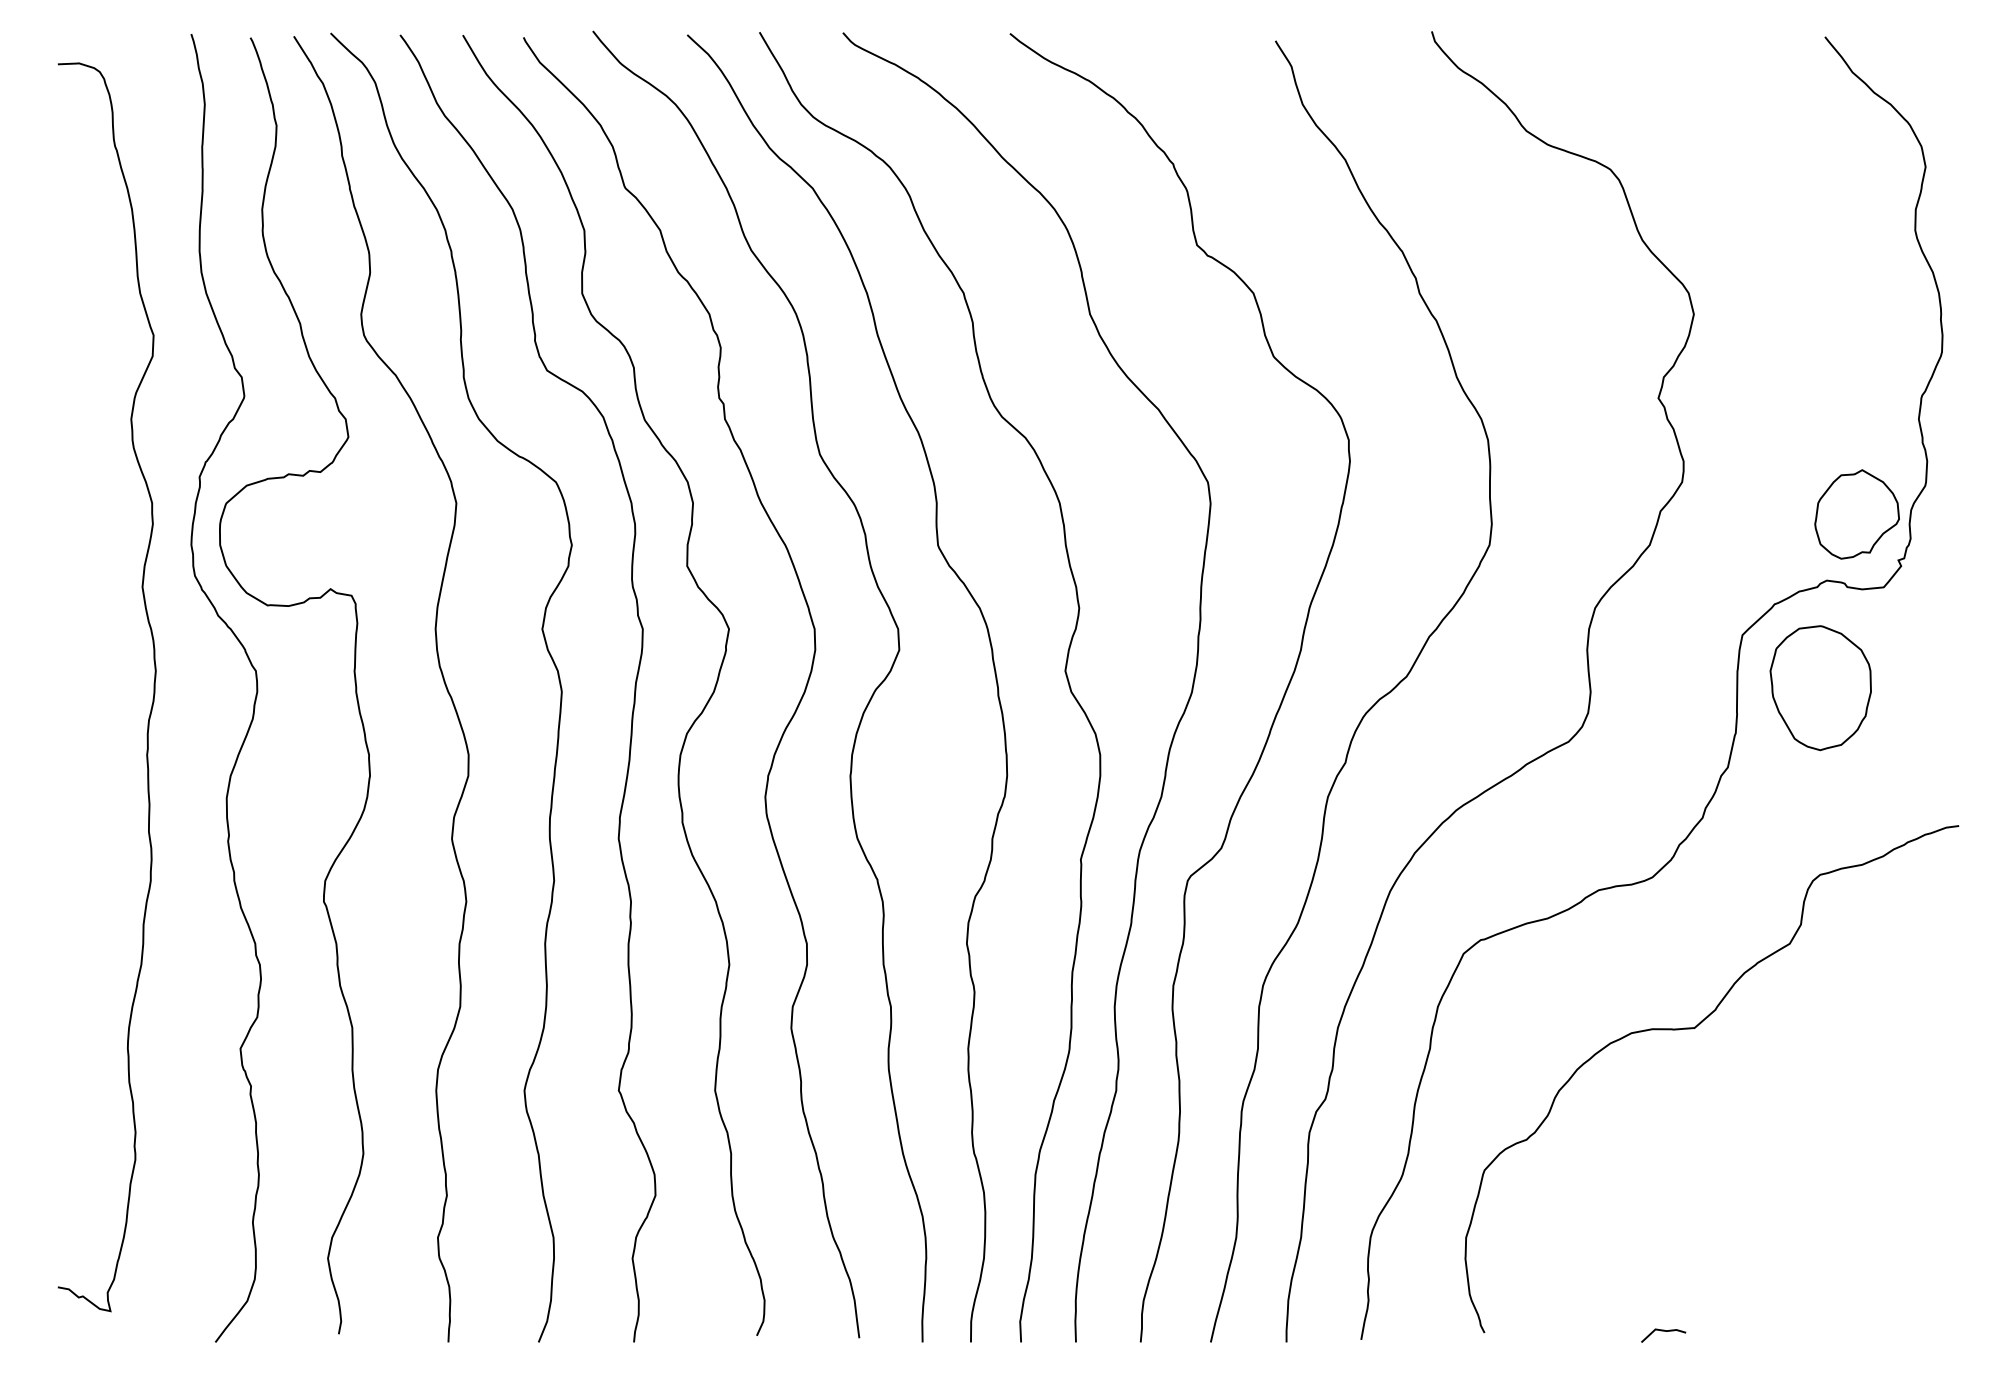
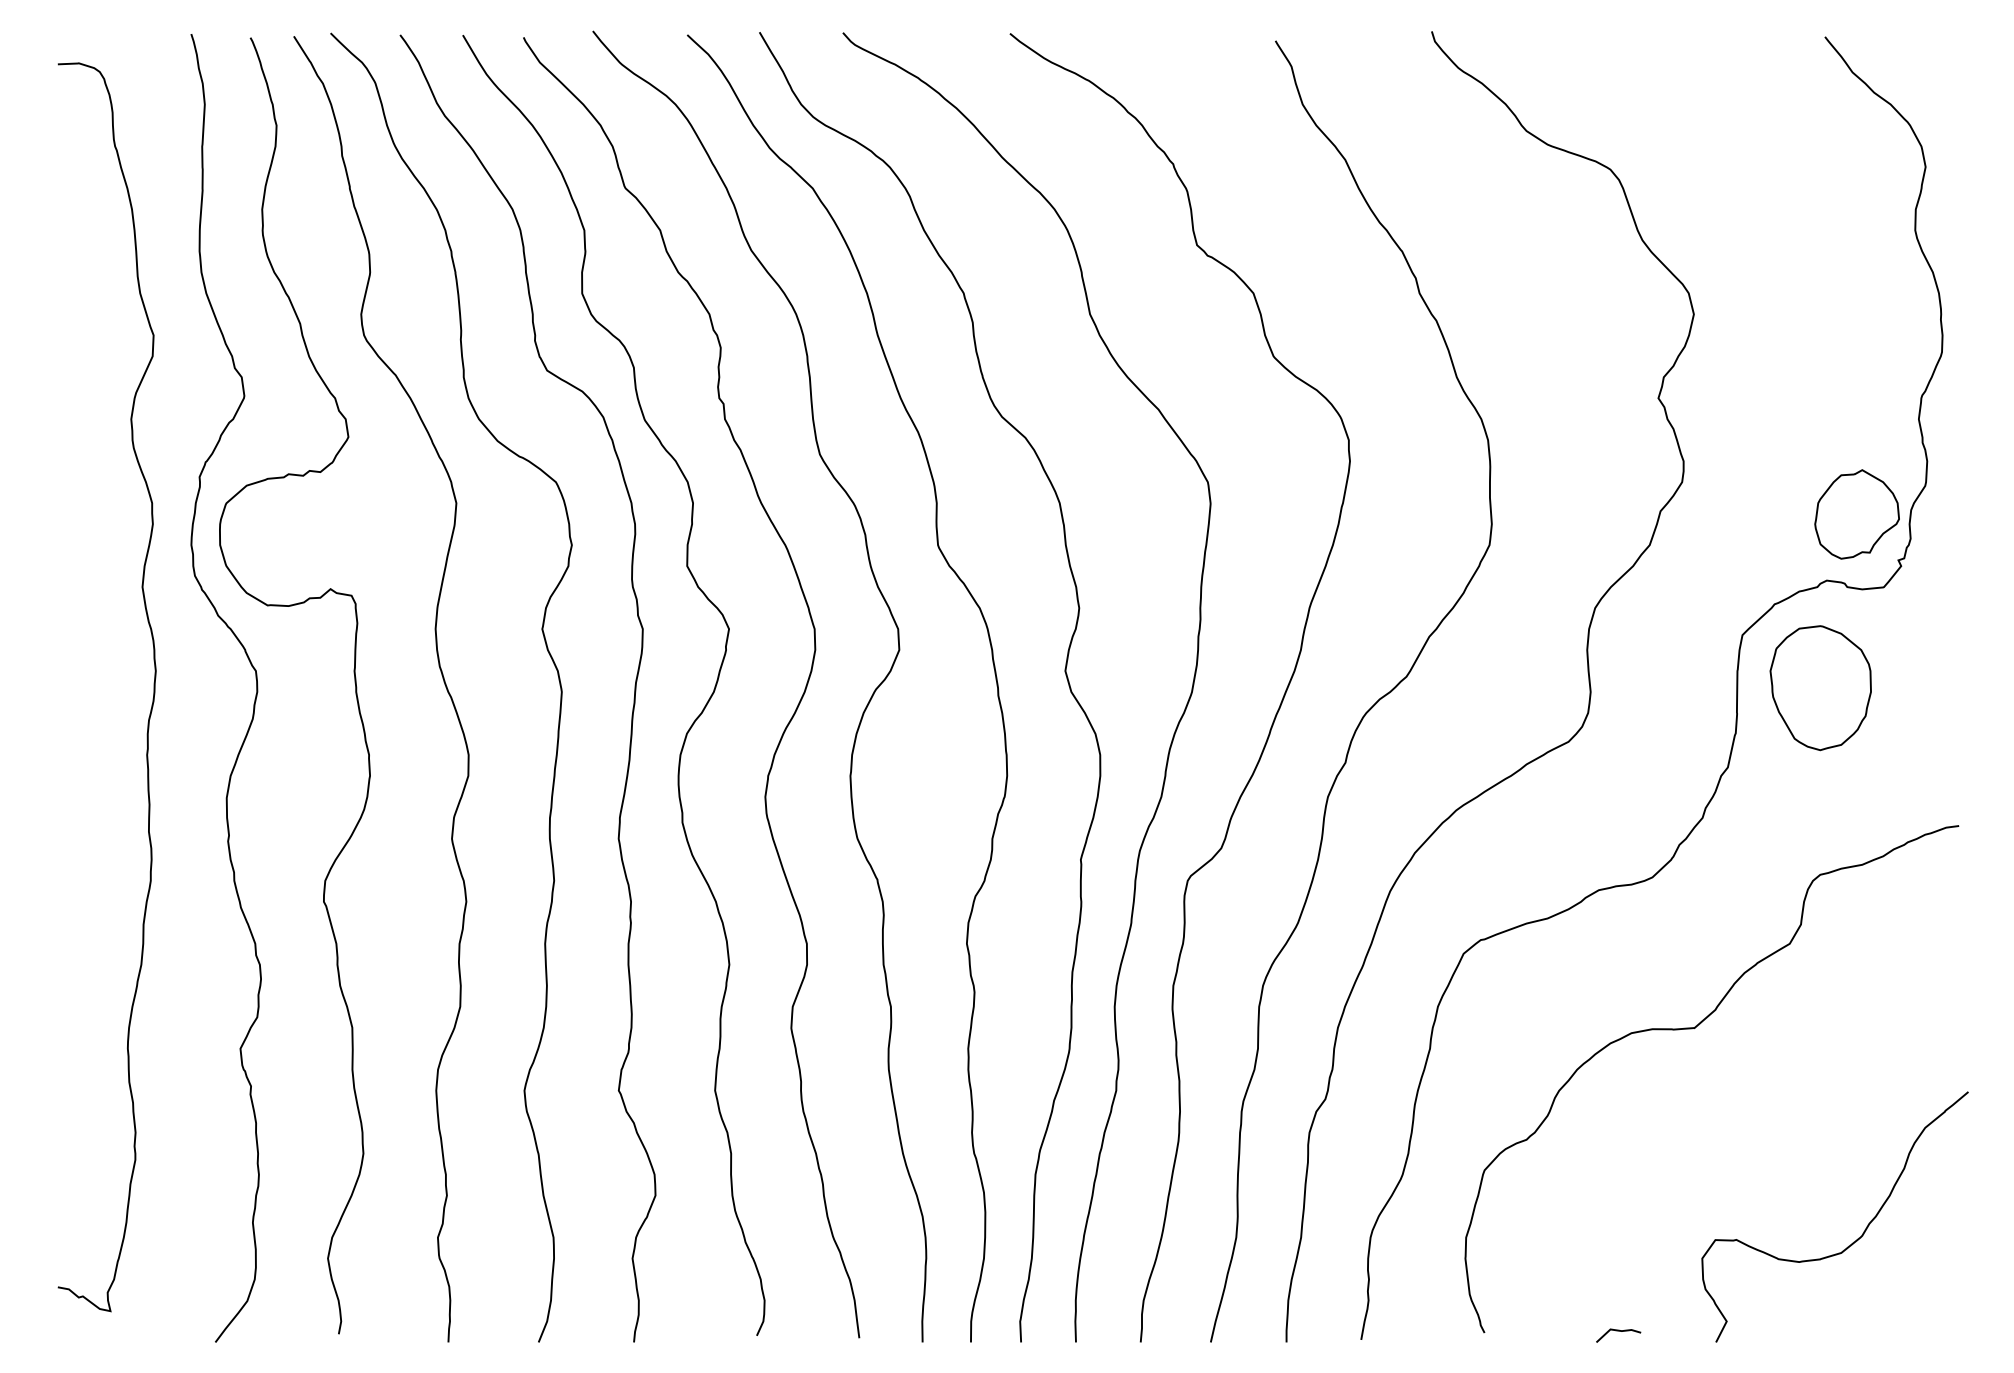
curve: none -> present (1853, 1241)
line position: (1663, 1331) -> (1618, 1331) (1618, 1331)
